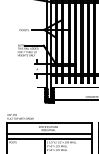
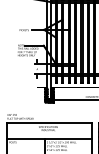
line: present -> none (49, 133)
